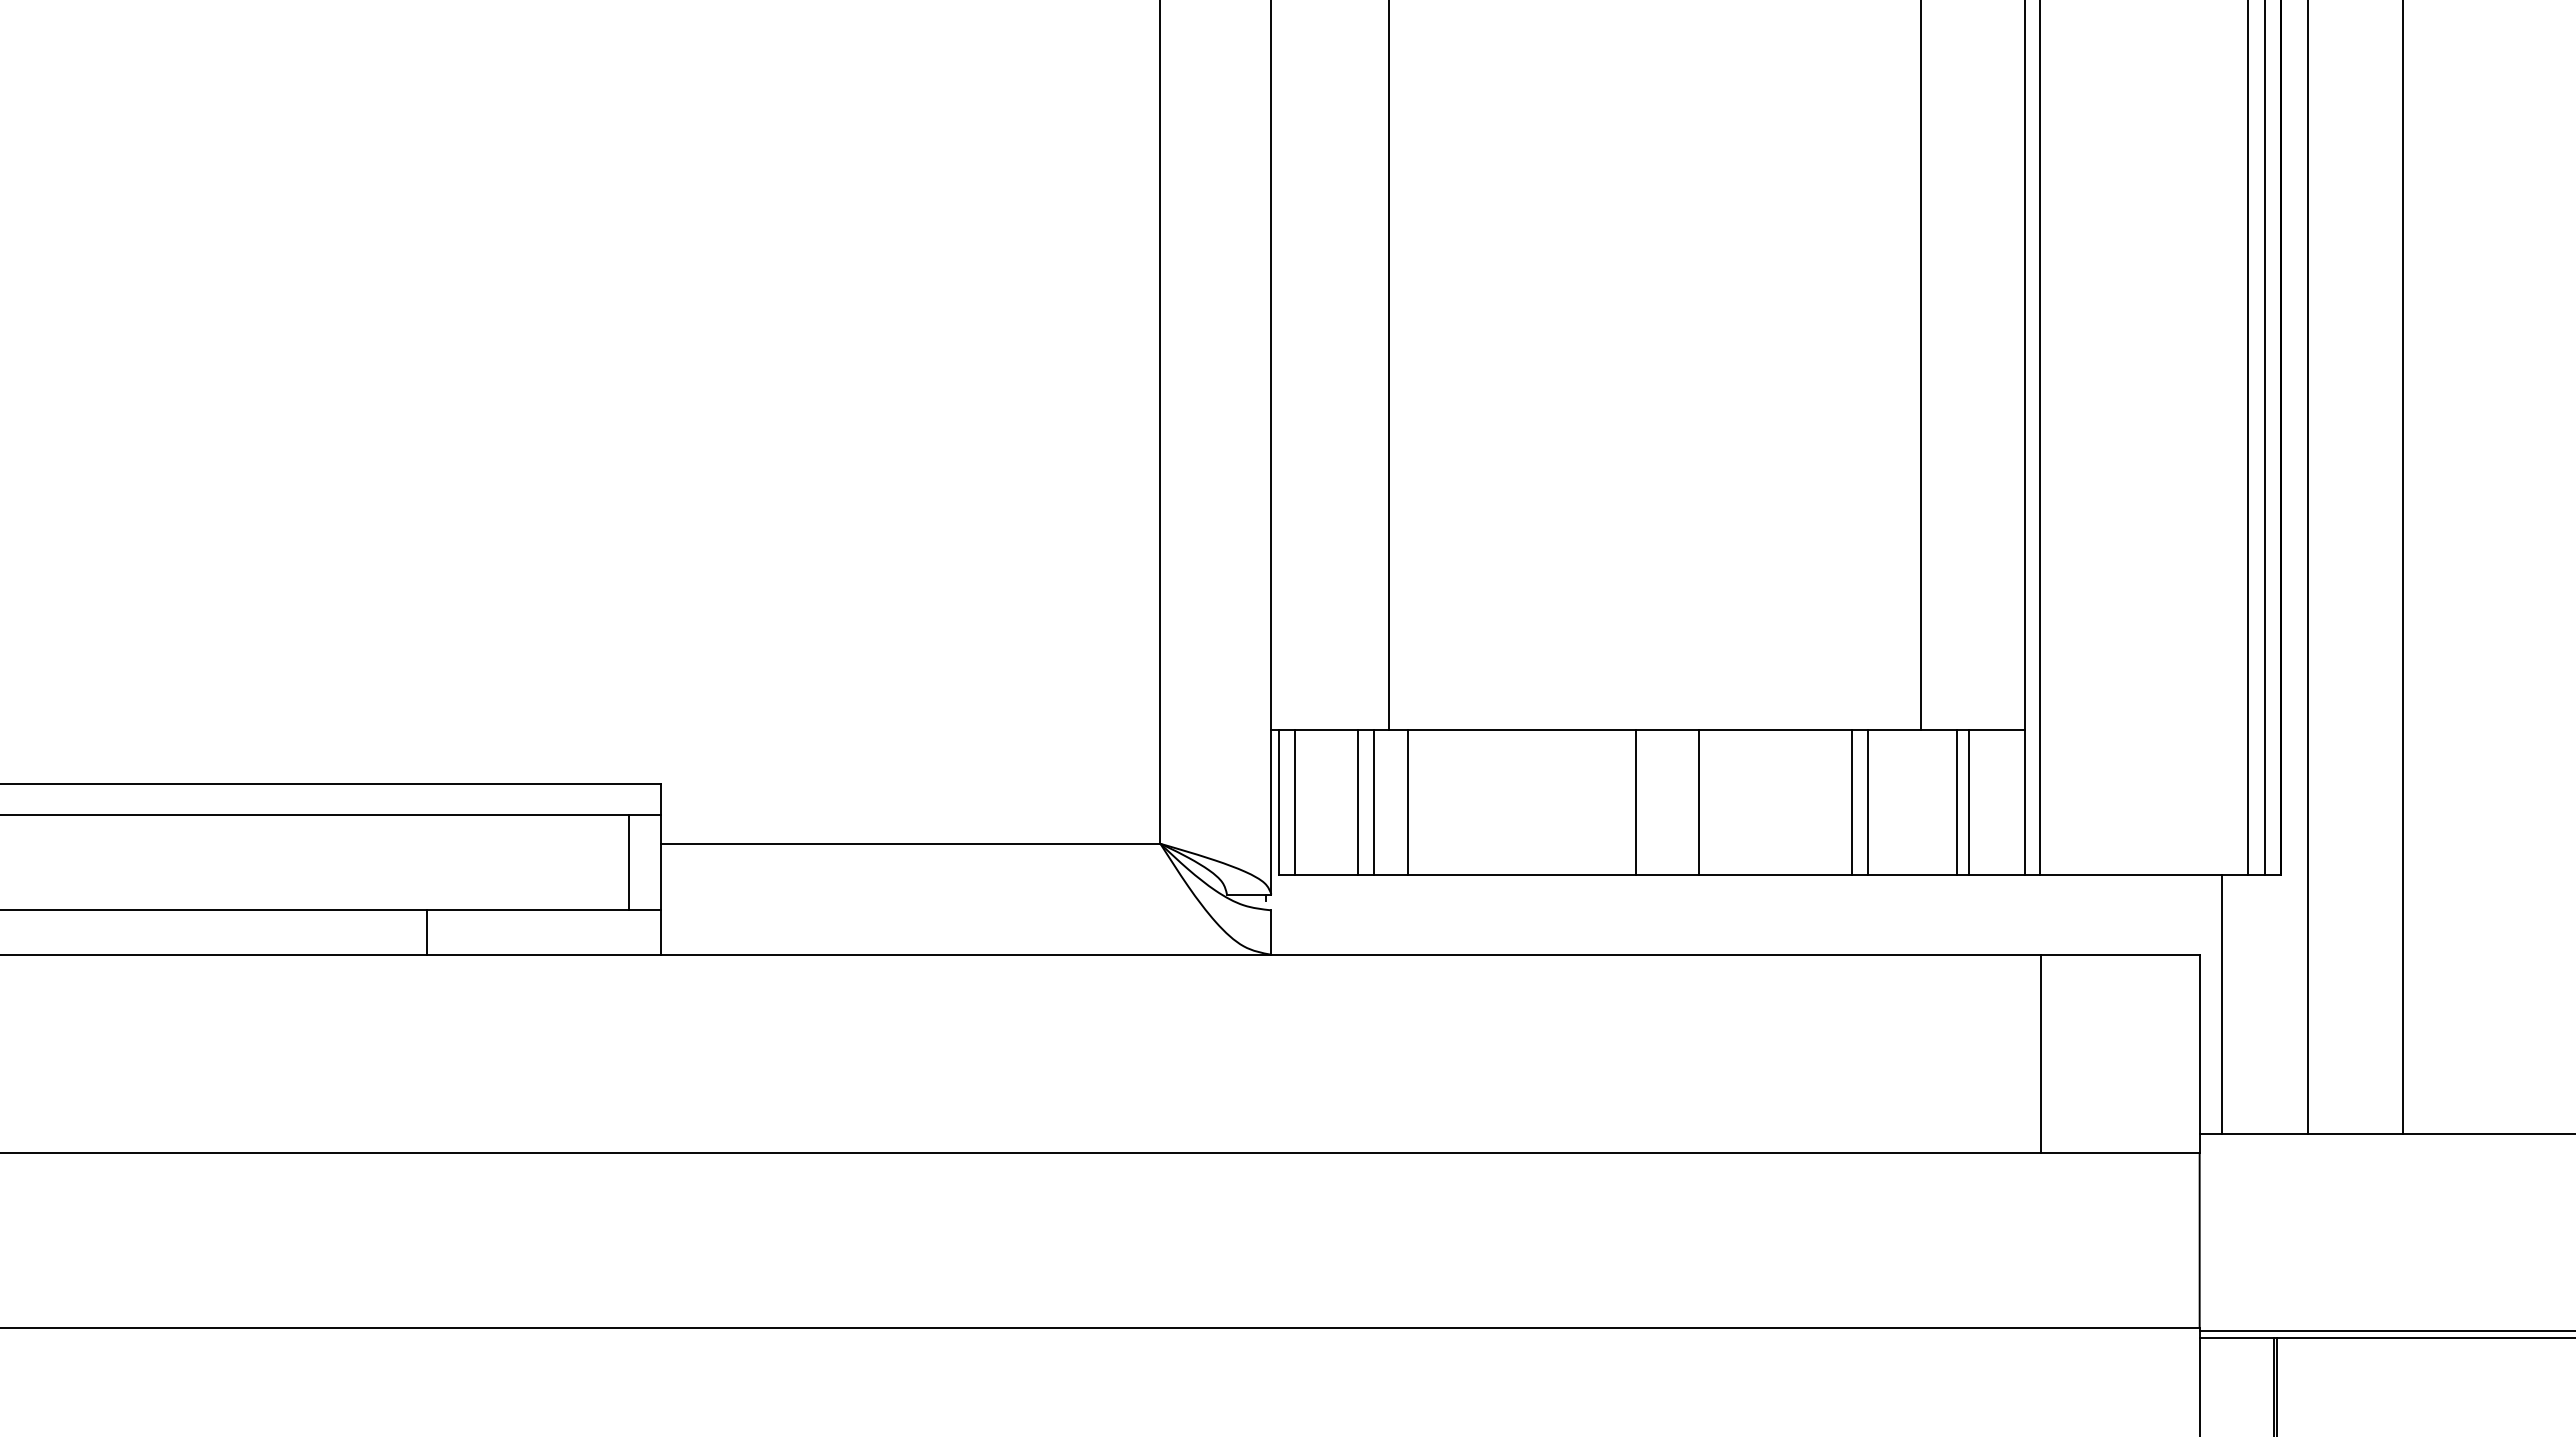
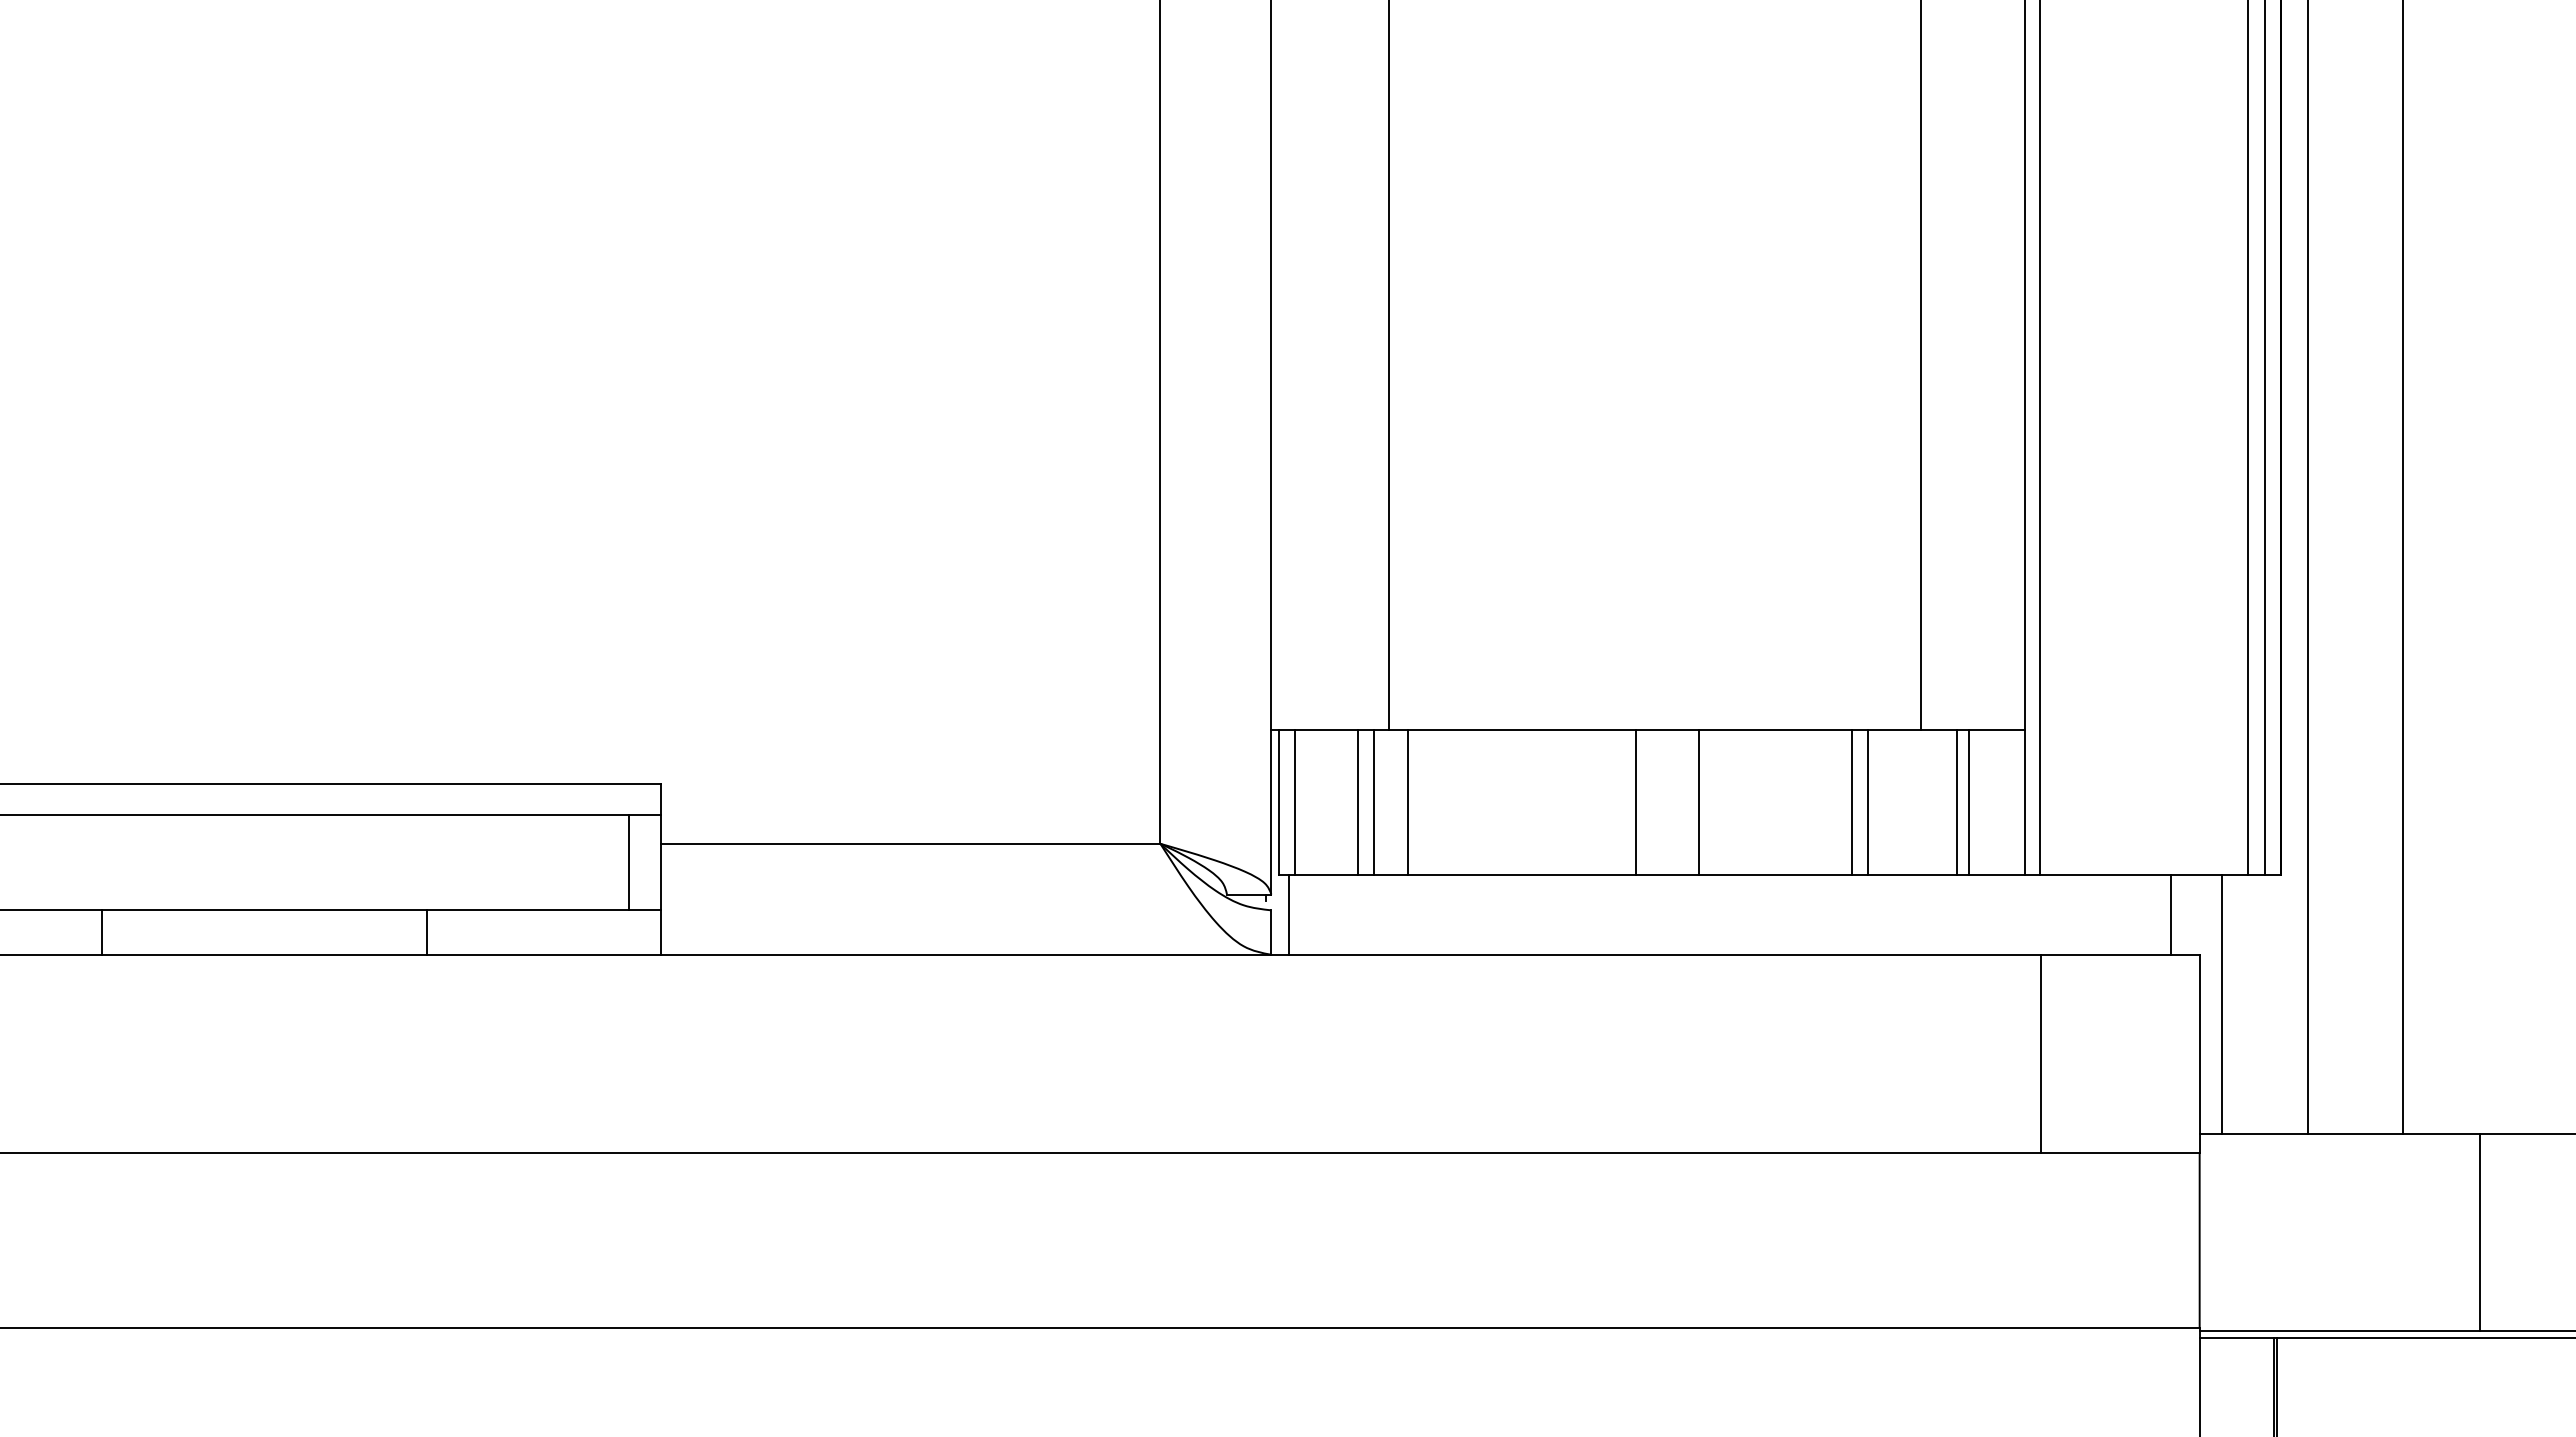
line: none -> present (1289, 914)
line: none -> present (2170, 914)
line: none -> present (102, 932)
line: none -> present (2480, 1231)
